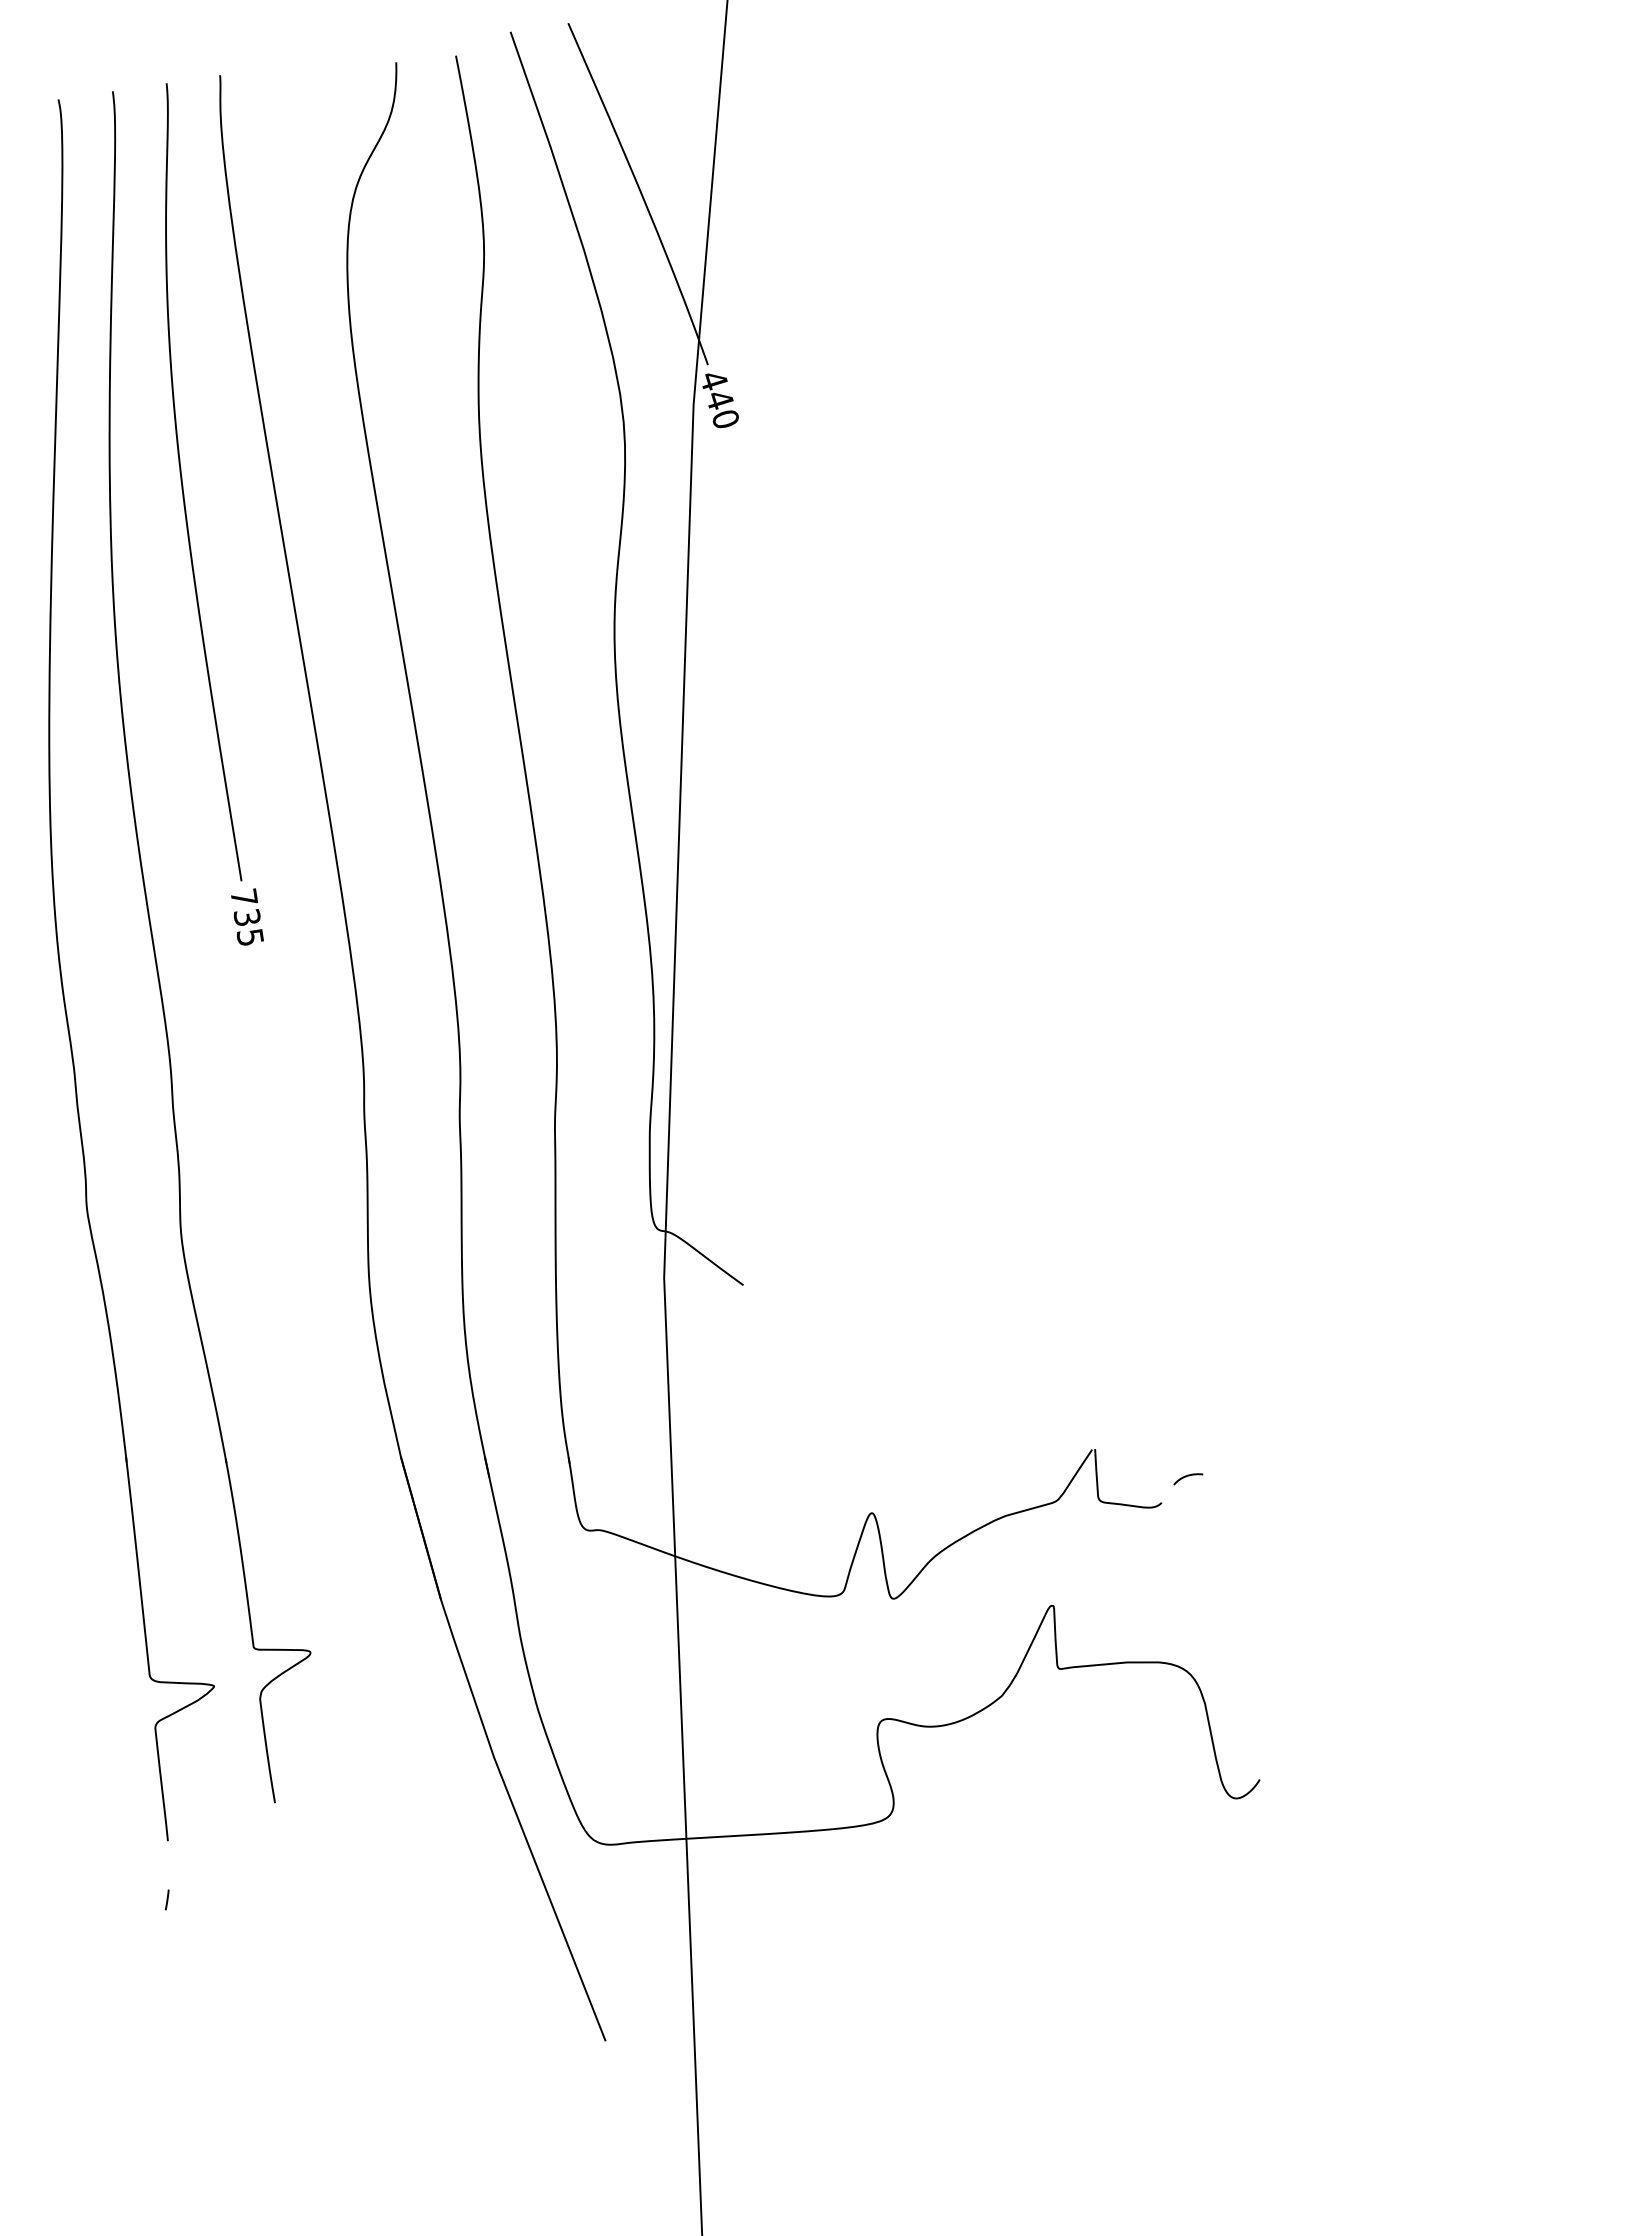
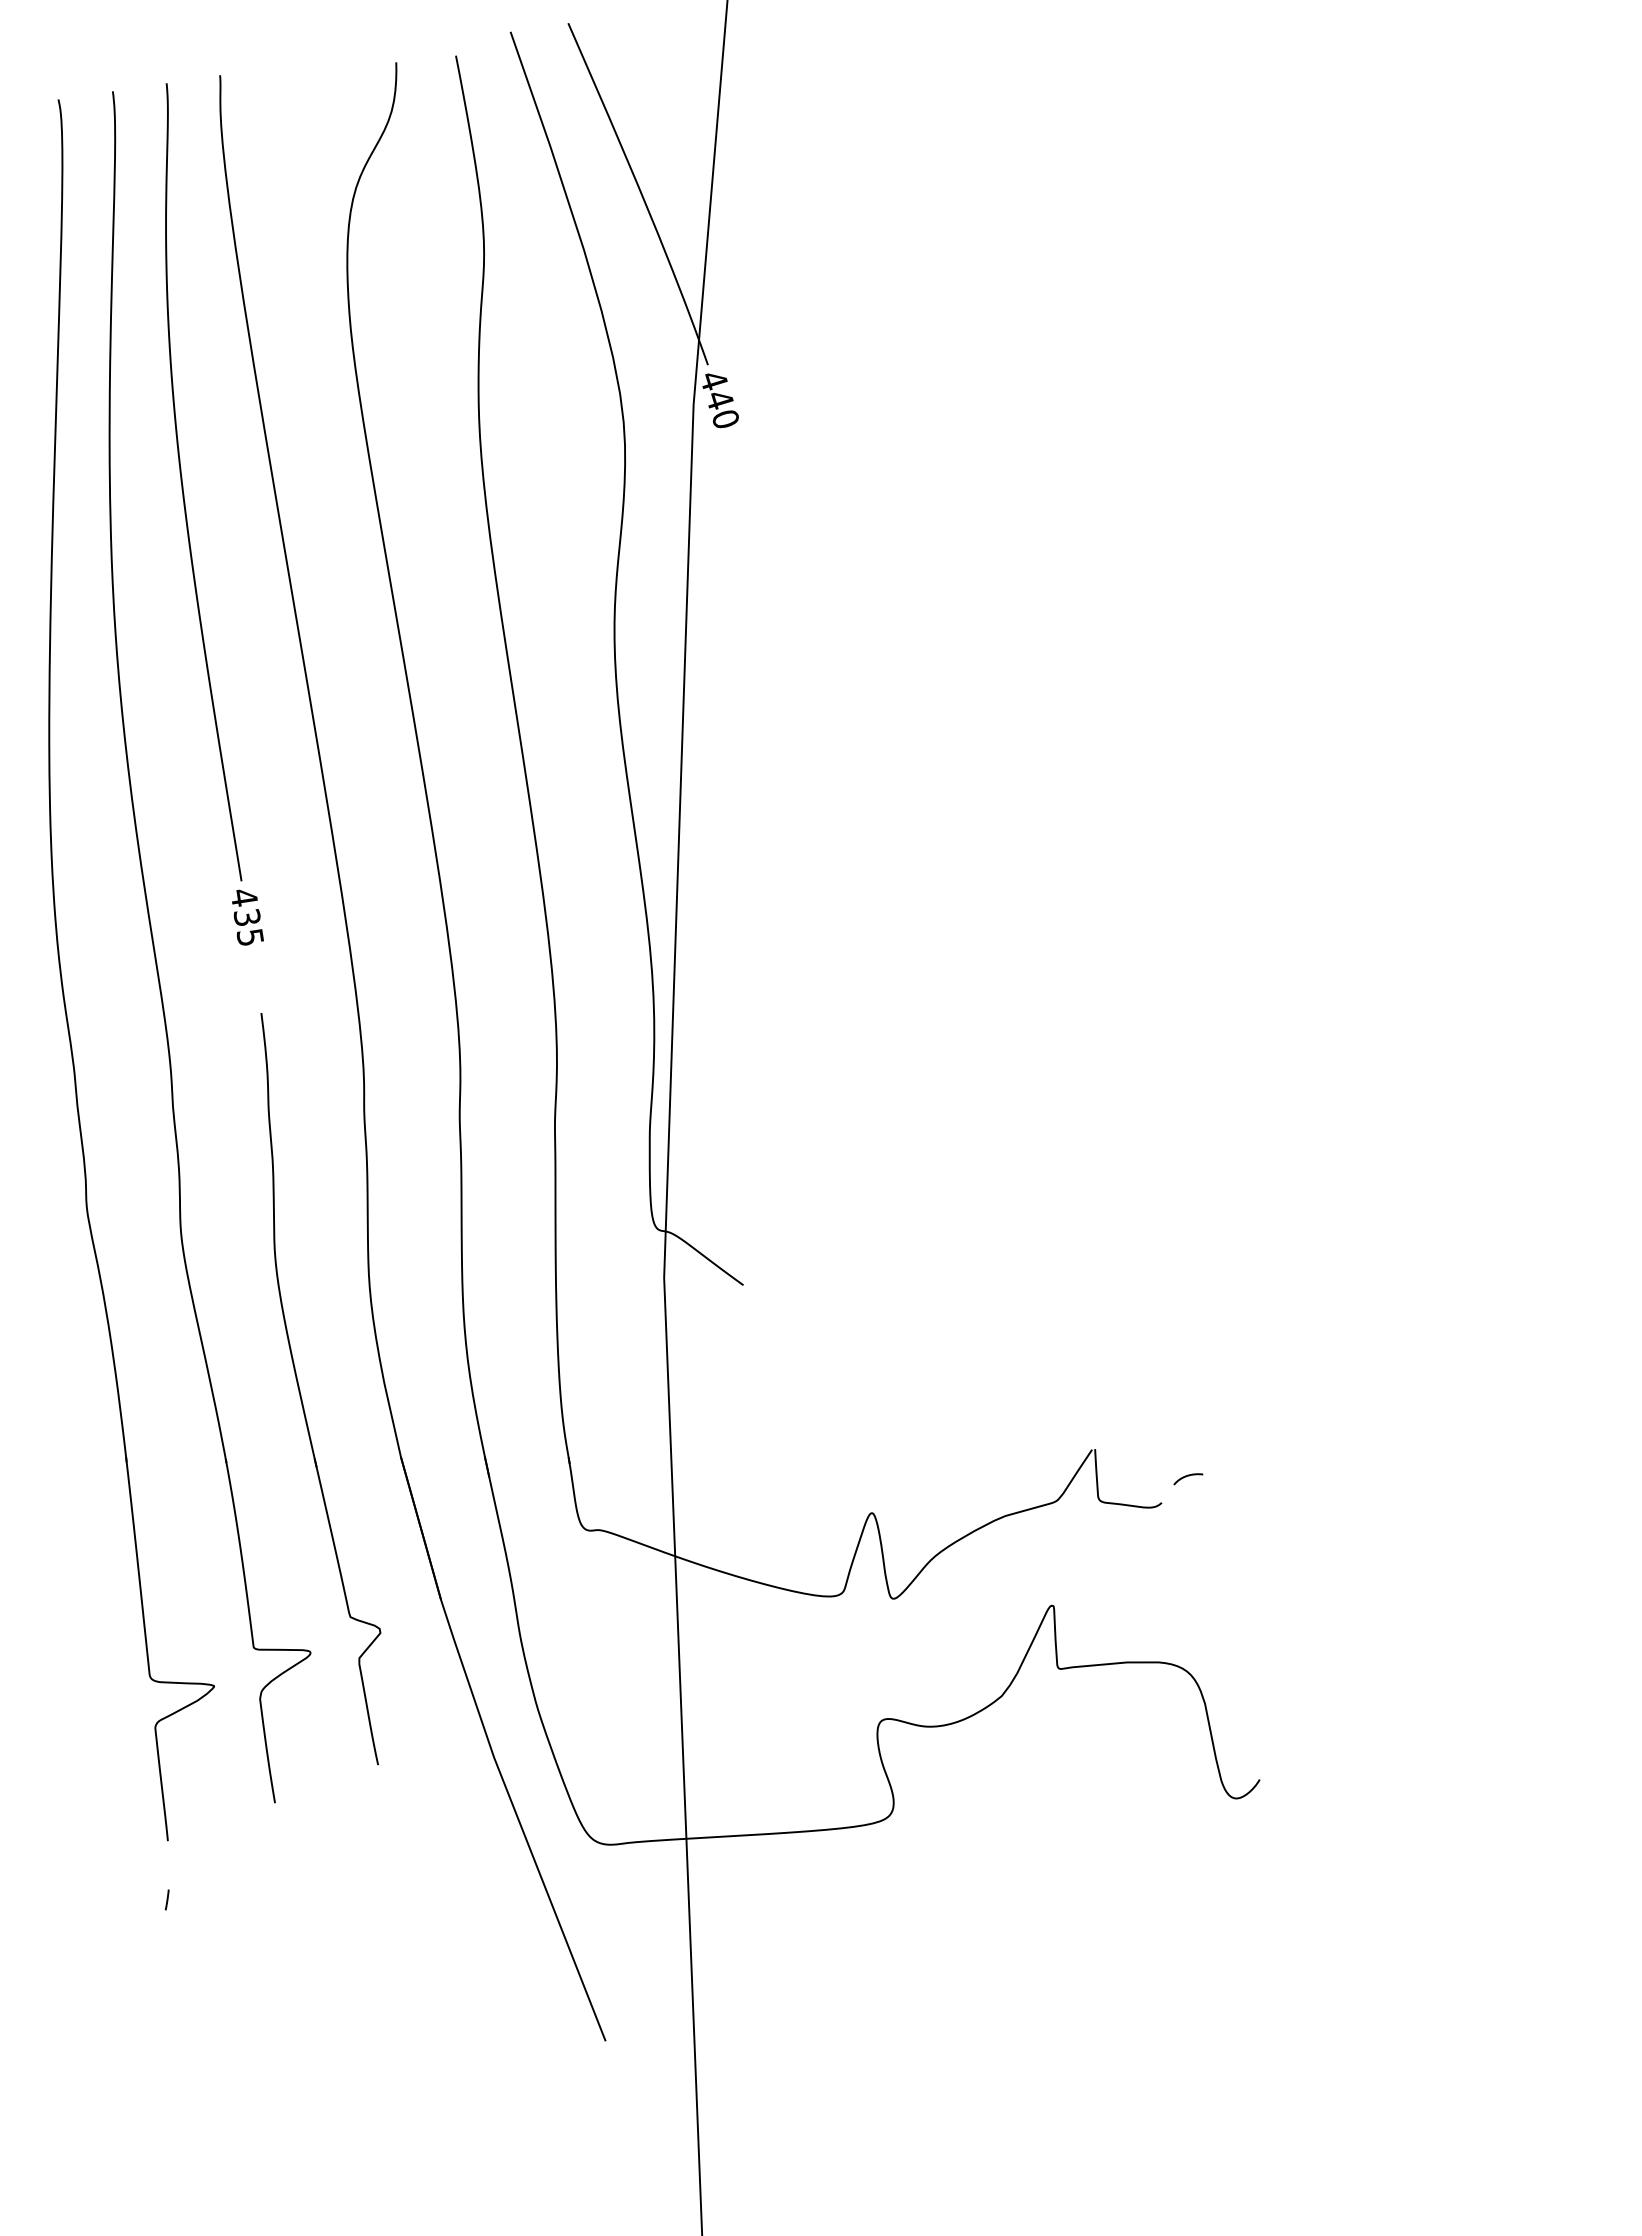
text: 735 -> 435 (244, 897)
part: none -> present (301, 1394)
